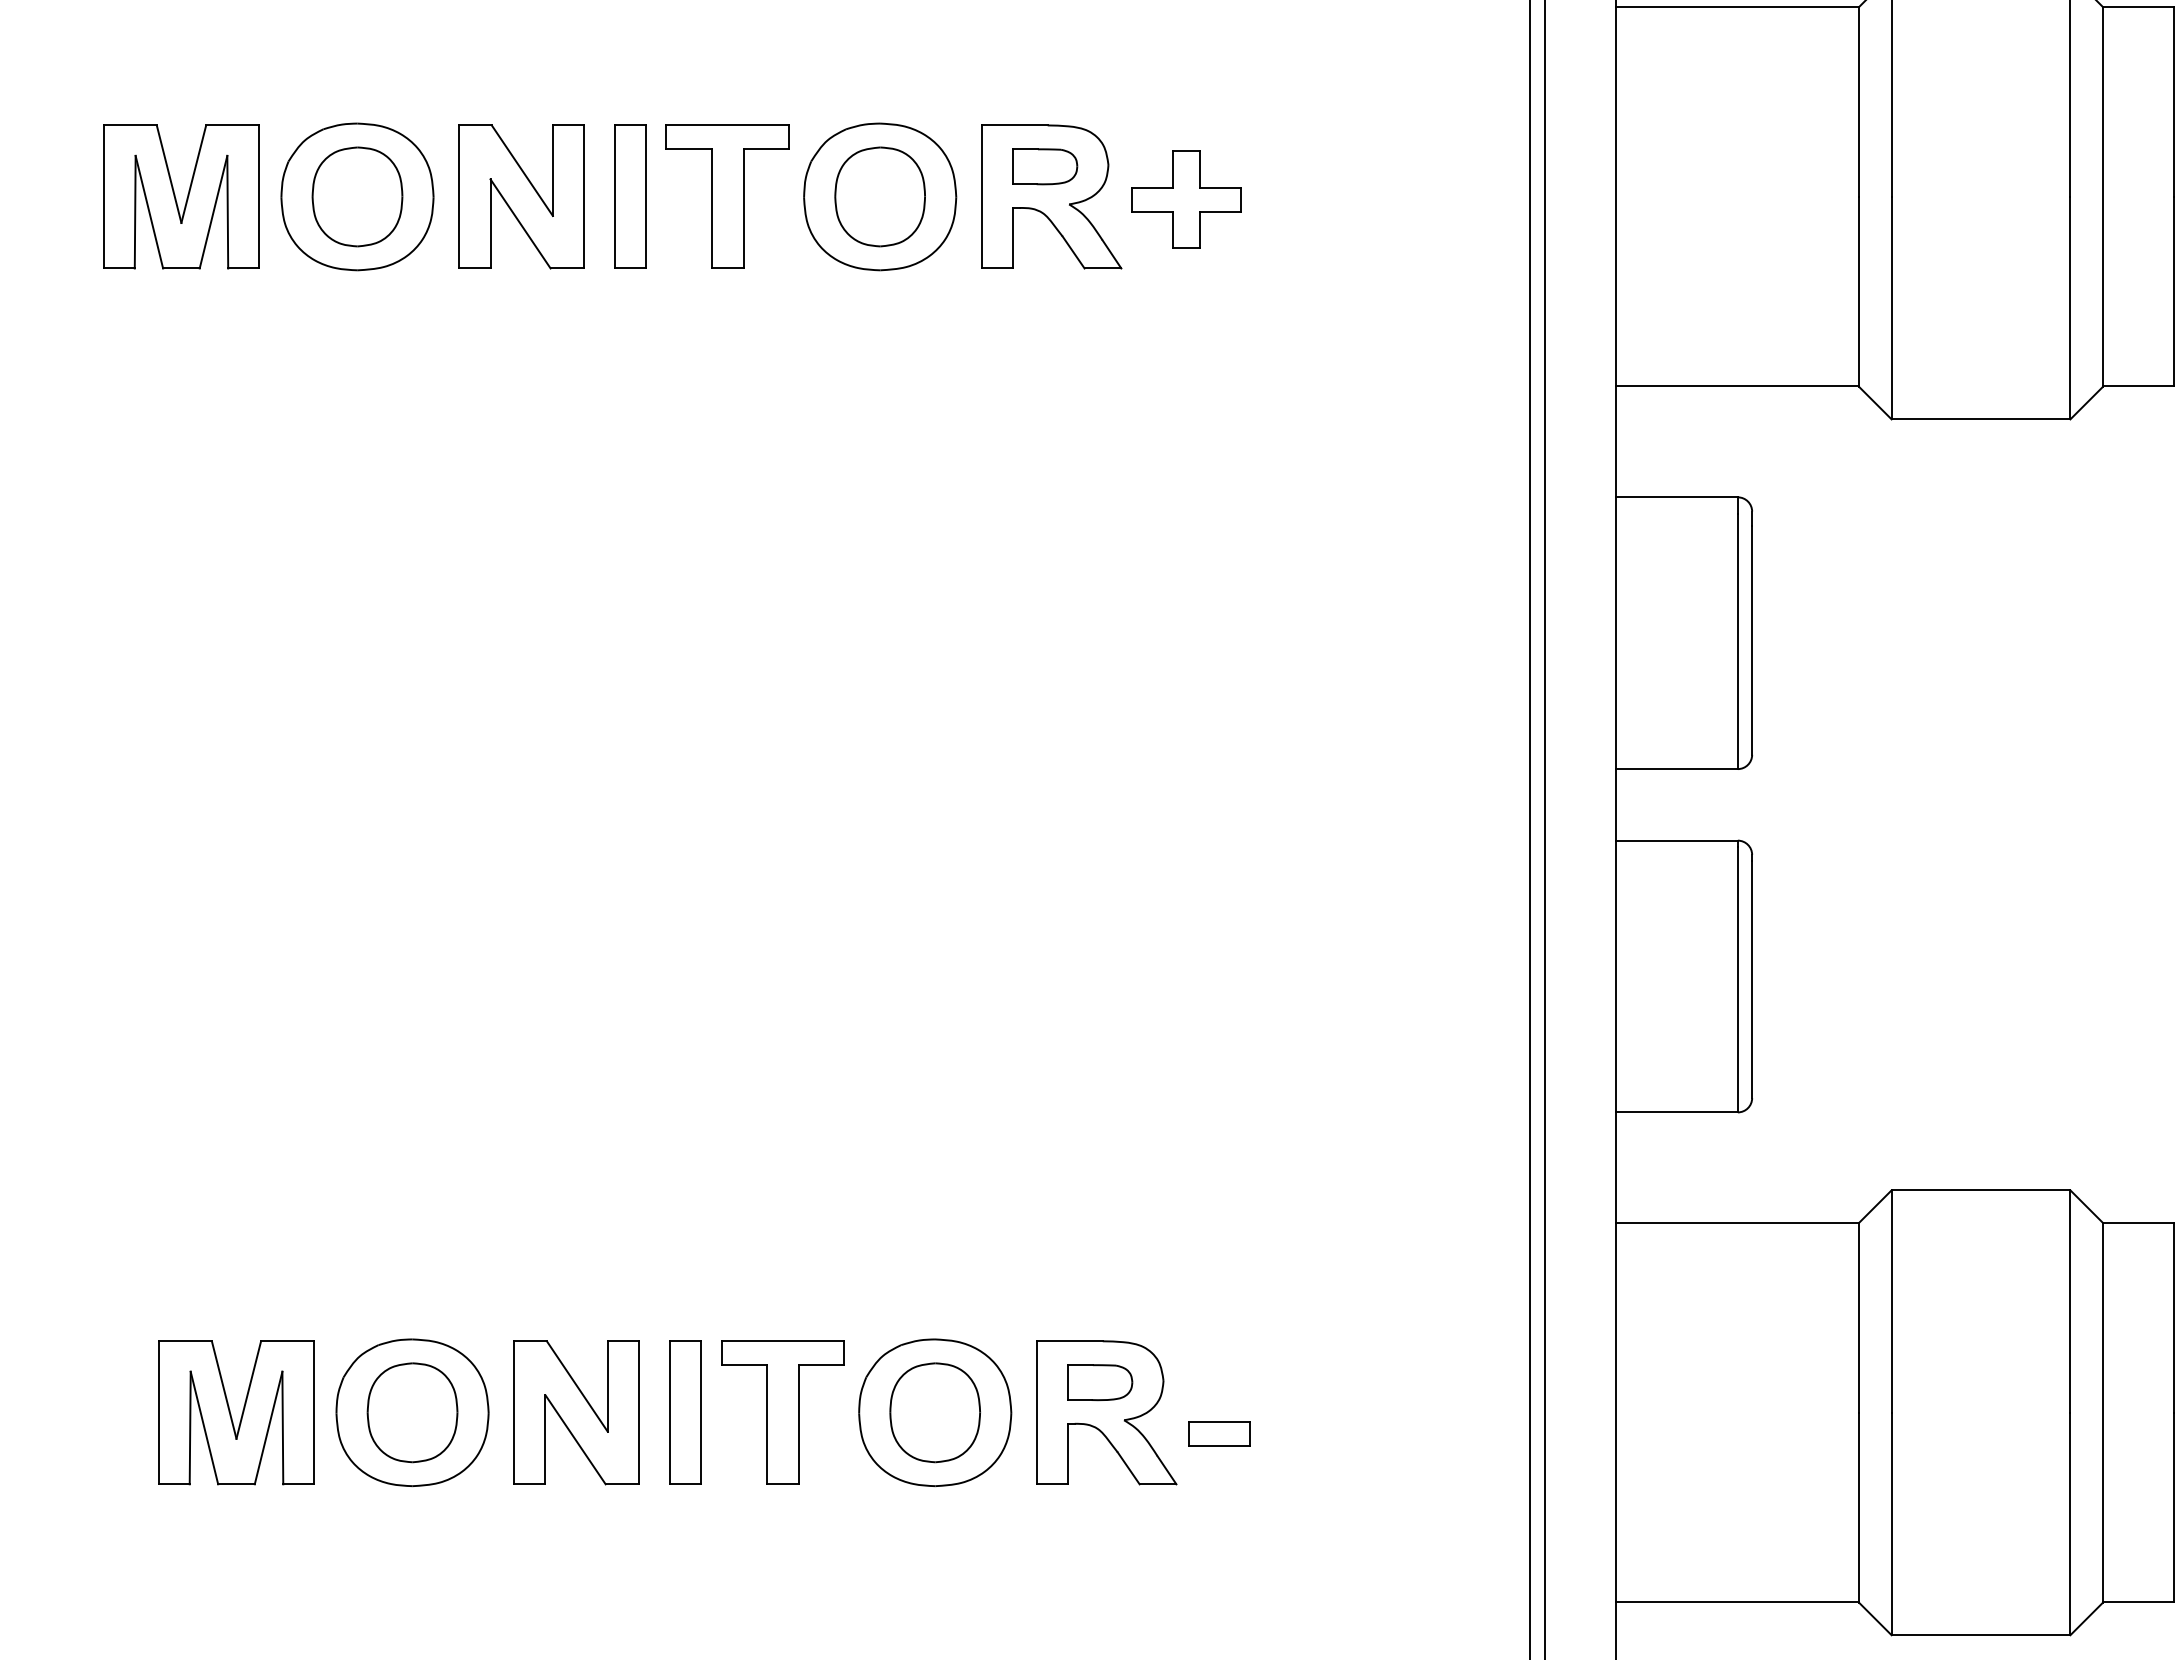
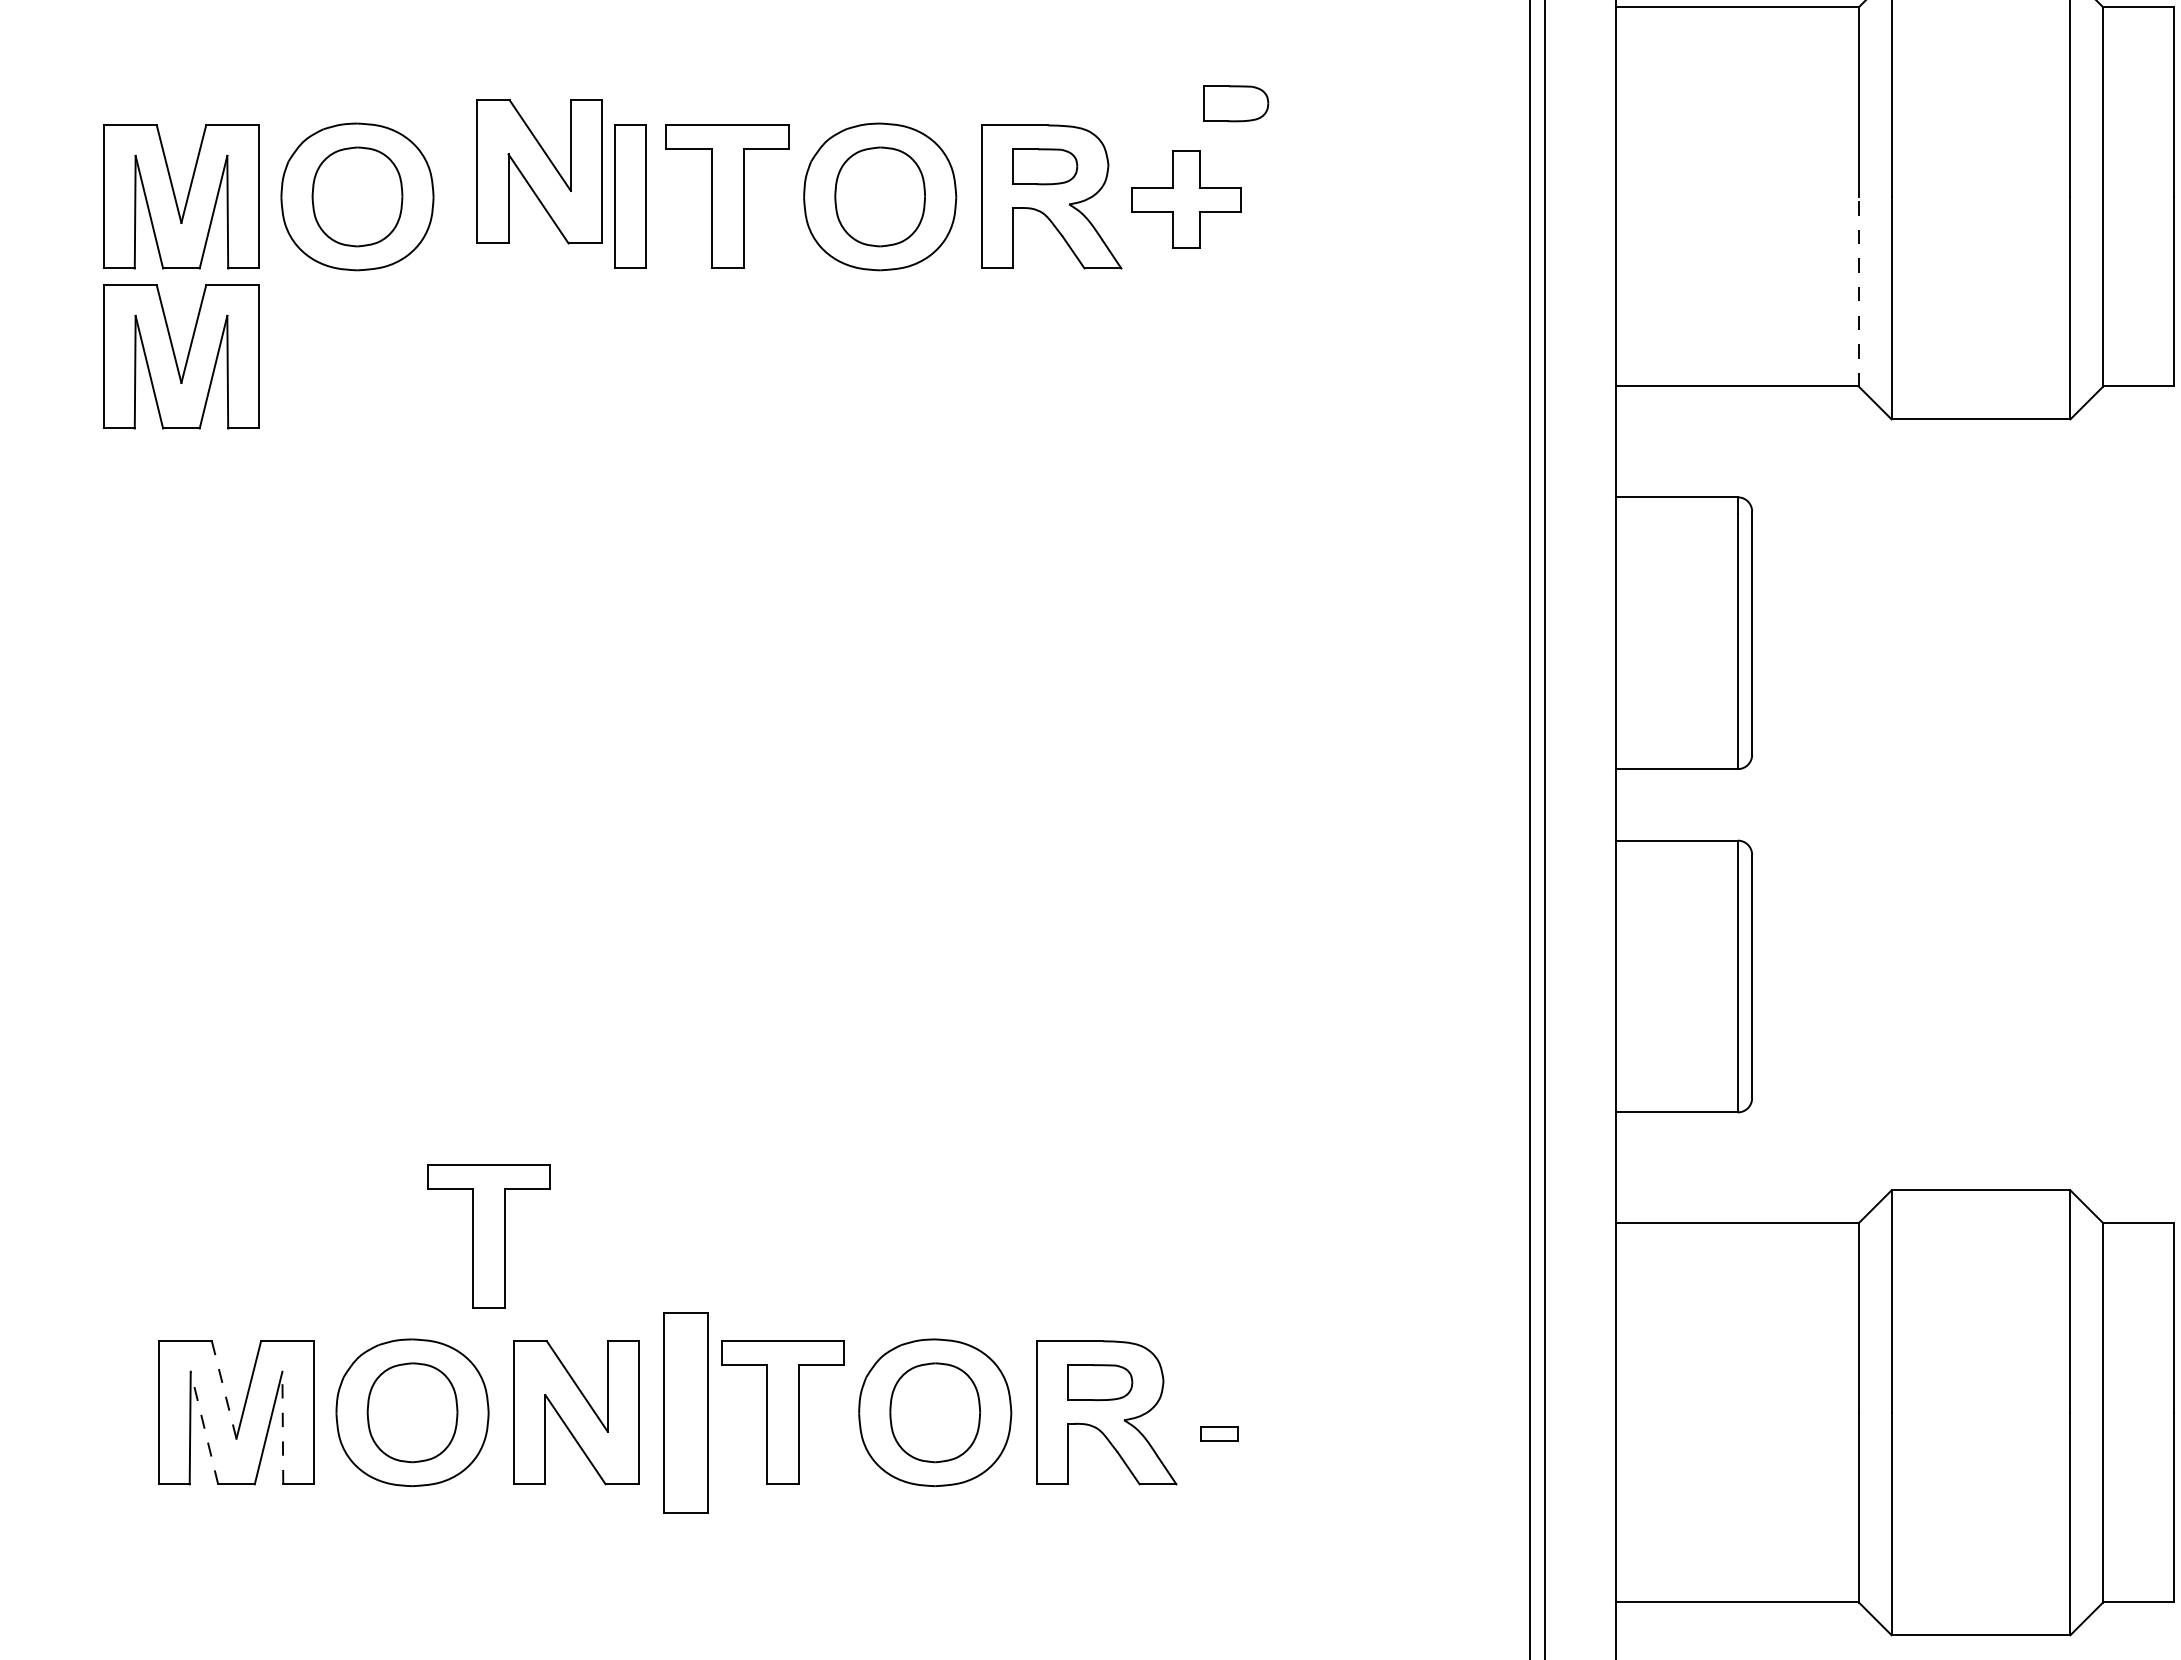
part: none -> present (1236, 103)
part position: (521, 196) -> (539, 171) (539, 171)
line: solid -> dashed (1859, 291)
part: none -> present (181, 356)
part: none -> present (488, 1236)
line: solid -> dashed (224, 1390)
part size: 33x145 px -> 46x202 px (685, 1412)
line: solid -> dashed (282, 1427)
line: solid -> dashed (204, 1428)
part size: 63x26 px -> 39x16 px (1219, 1433)
